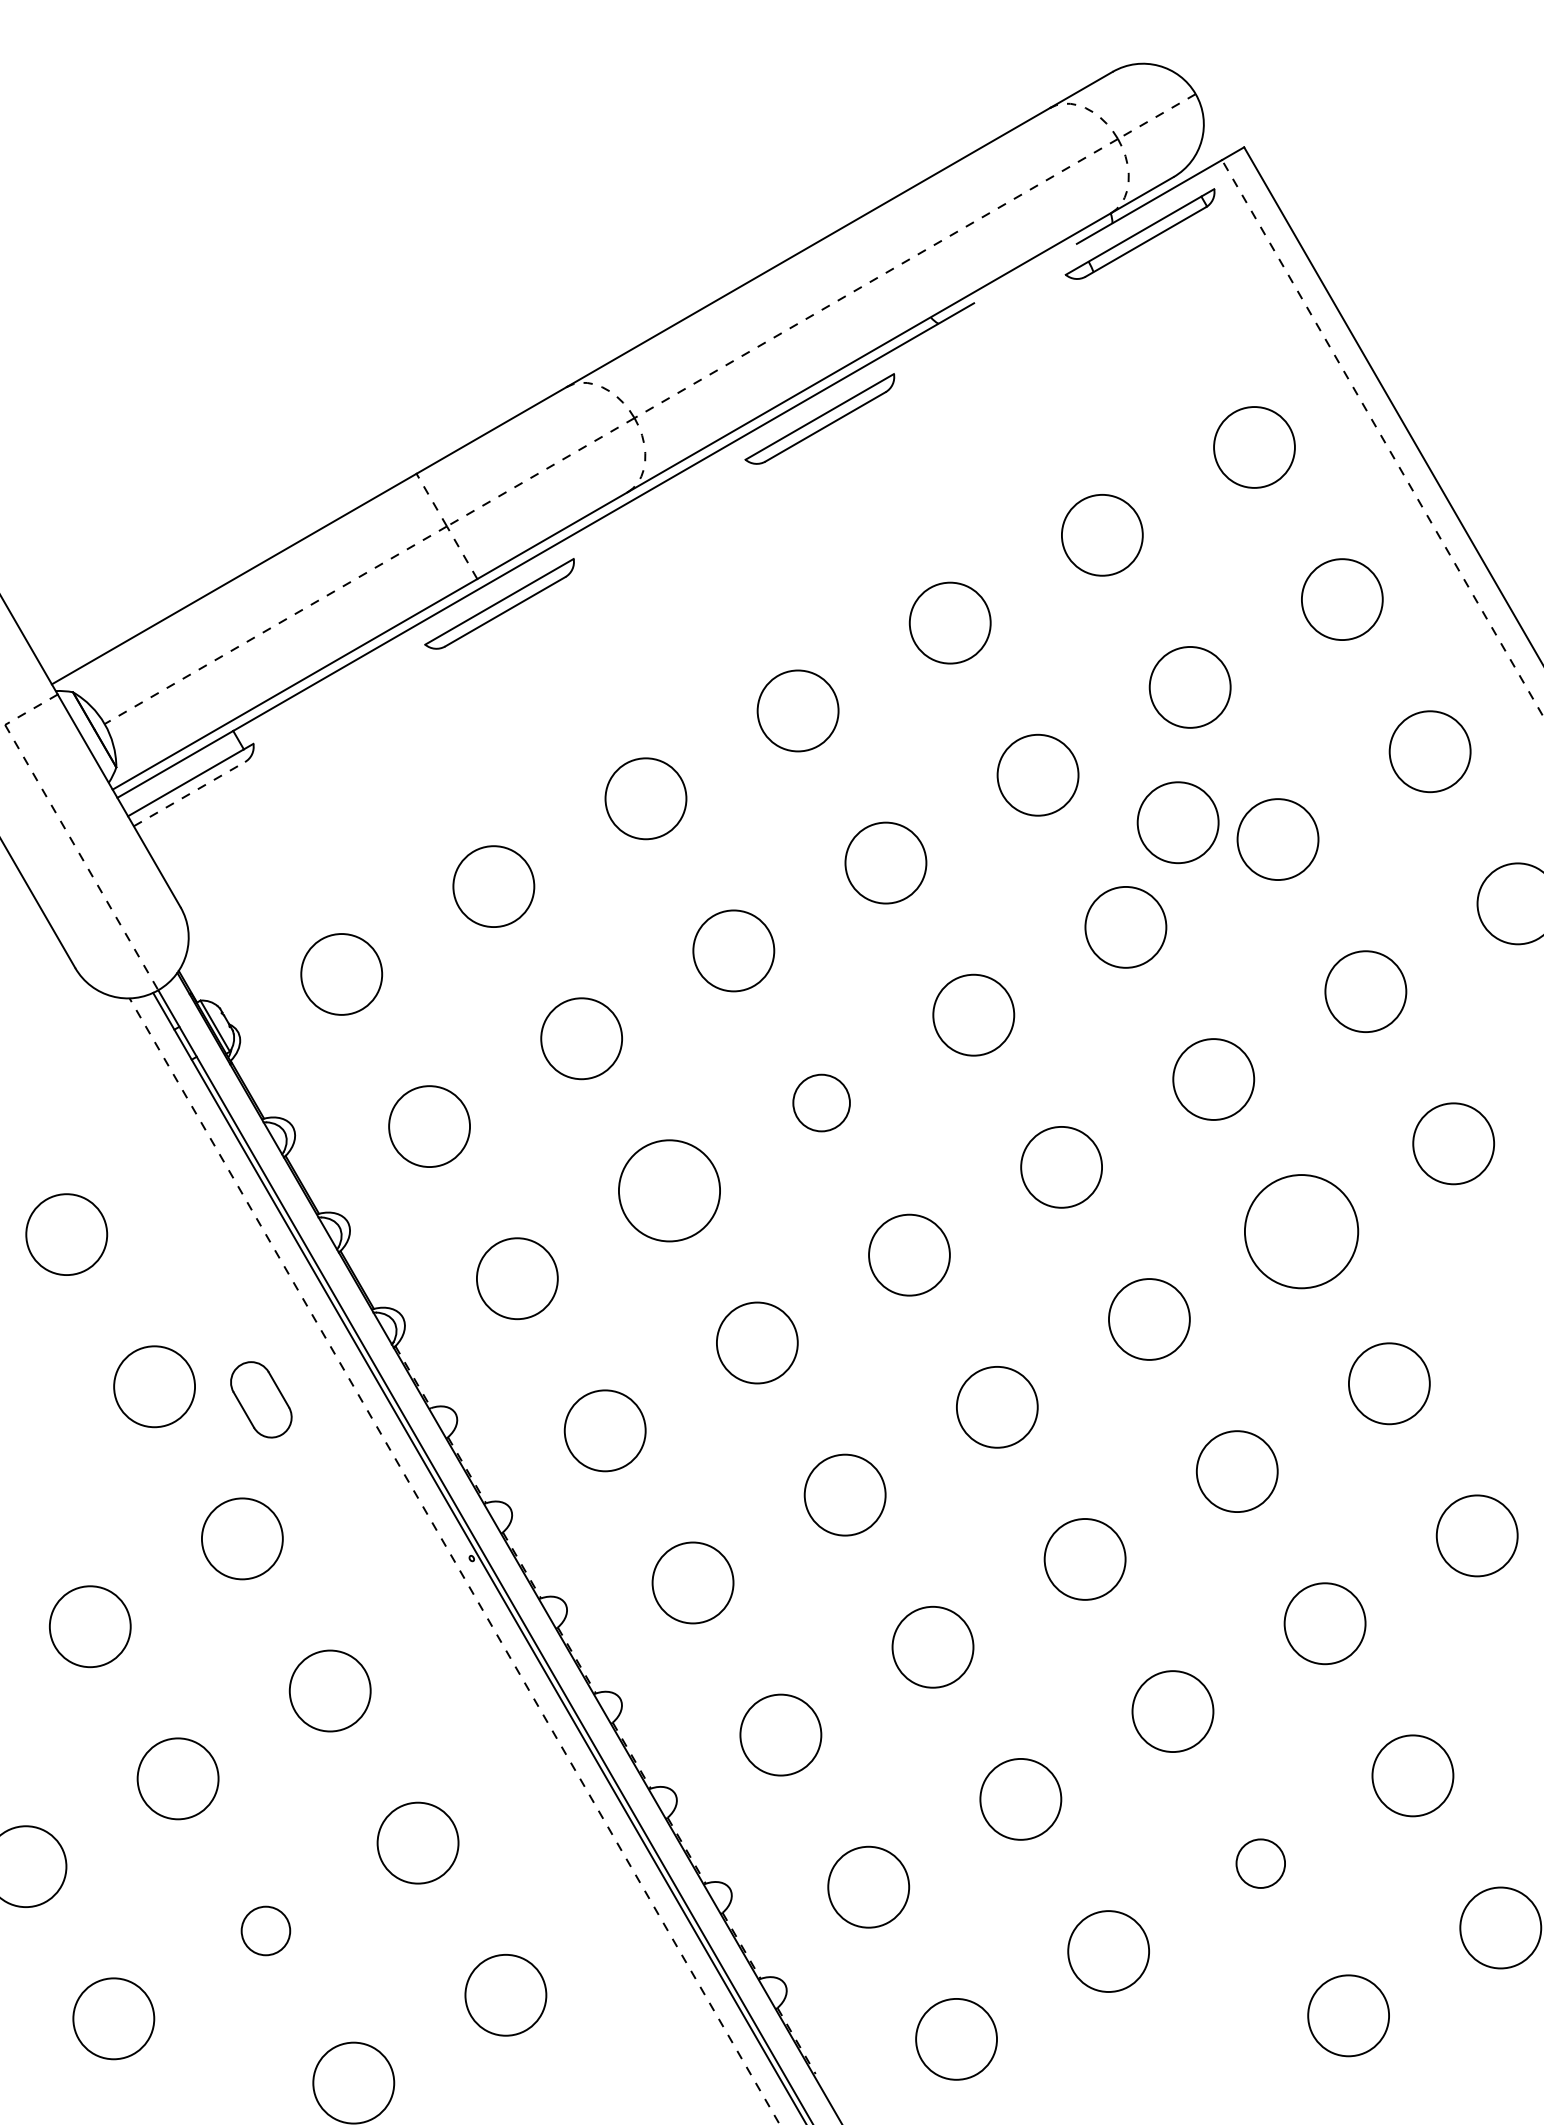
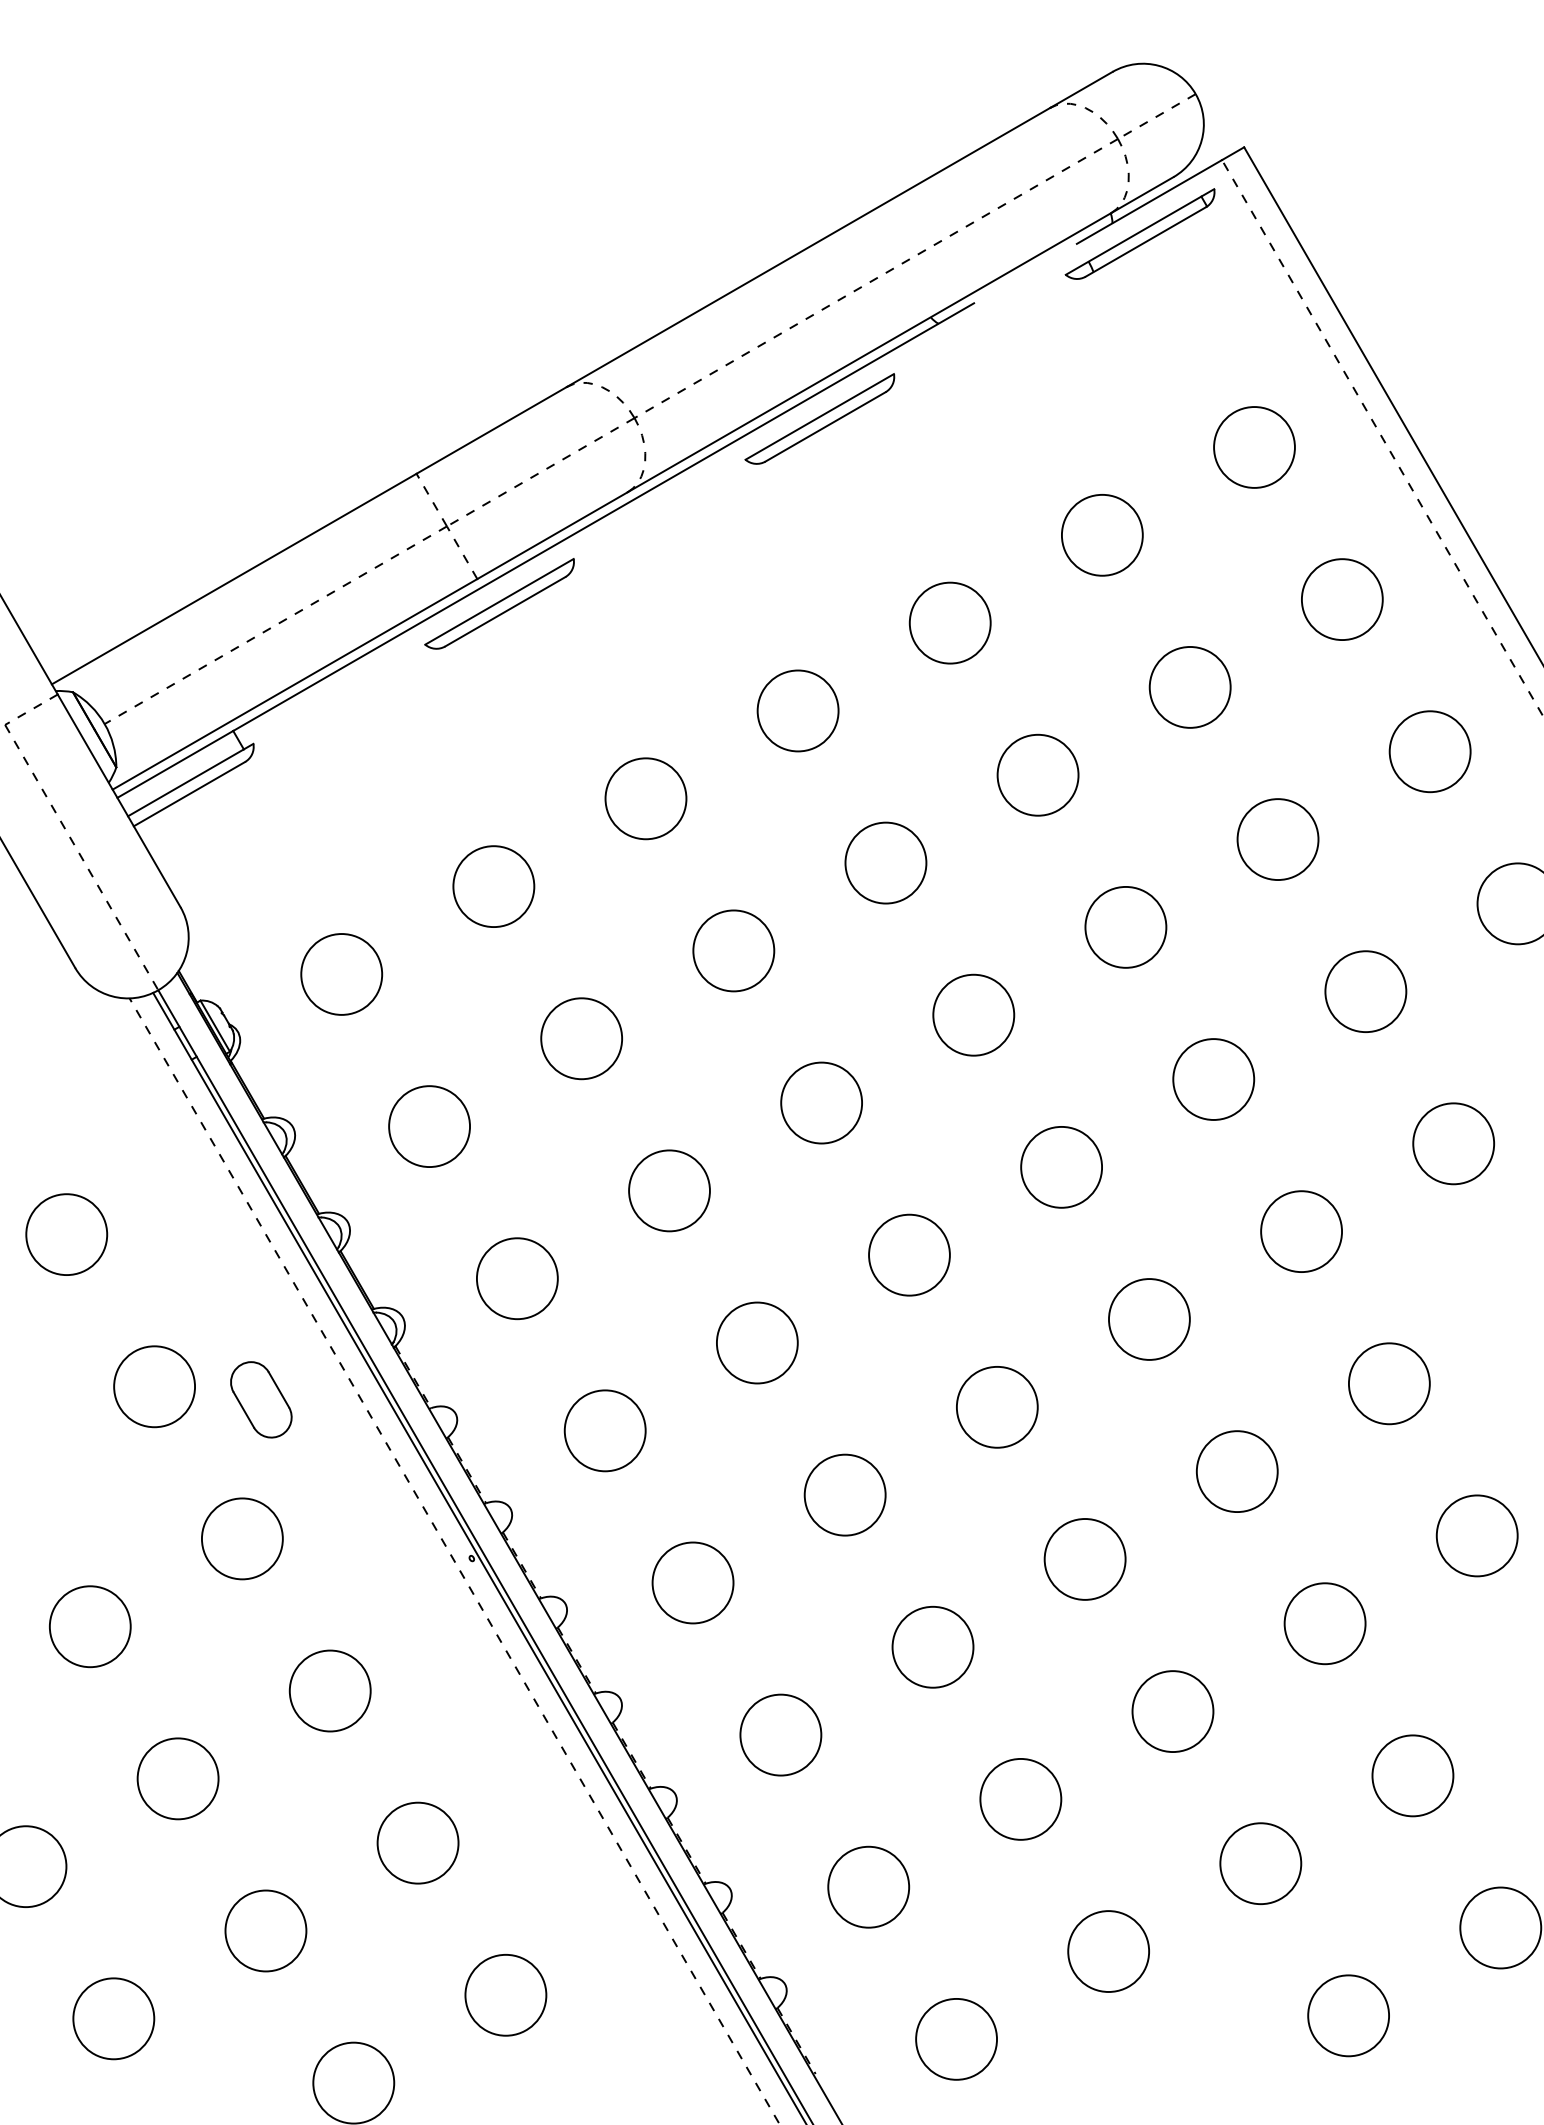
line: dashed -> solid (189, 793)
circle: present -> none (1177, 822)
circle diameter: 57 px -> 81 px (821, 1102)
circle size: 103x104 px -> 83x84 px (669, 1190)
circle diameter: 113 px -> 81 px (1301, 1231)
circle diameter: 49 px -> 81 px (1260, 1863)
circle diameter: 49 px -> 81 px (265, 1930)
